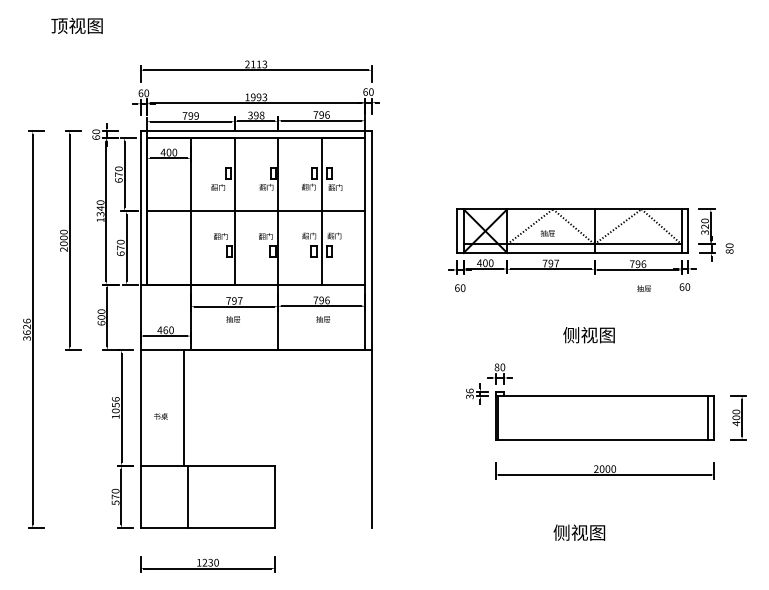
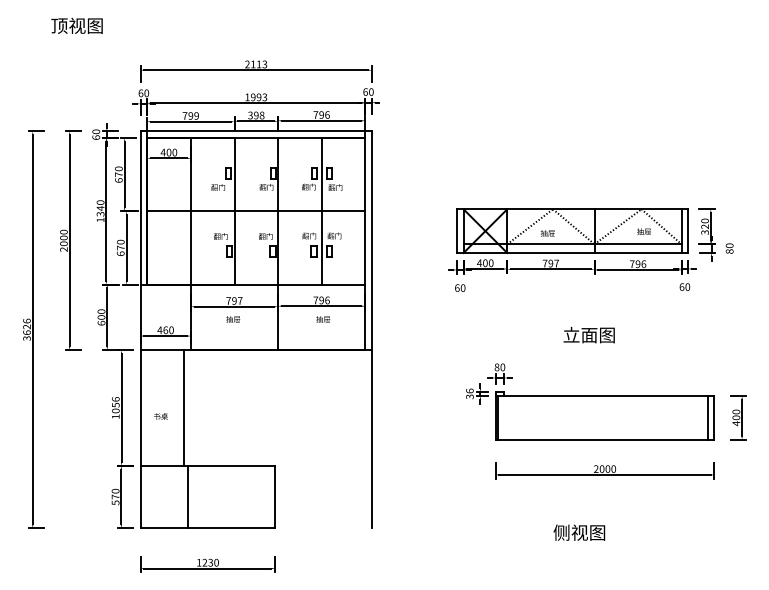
text position: (643, 288) -> (643, 231) (643, 231)
text: 侧视图 -> 立面图 (580, 334)
